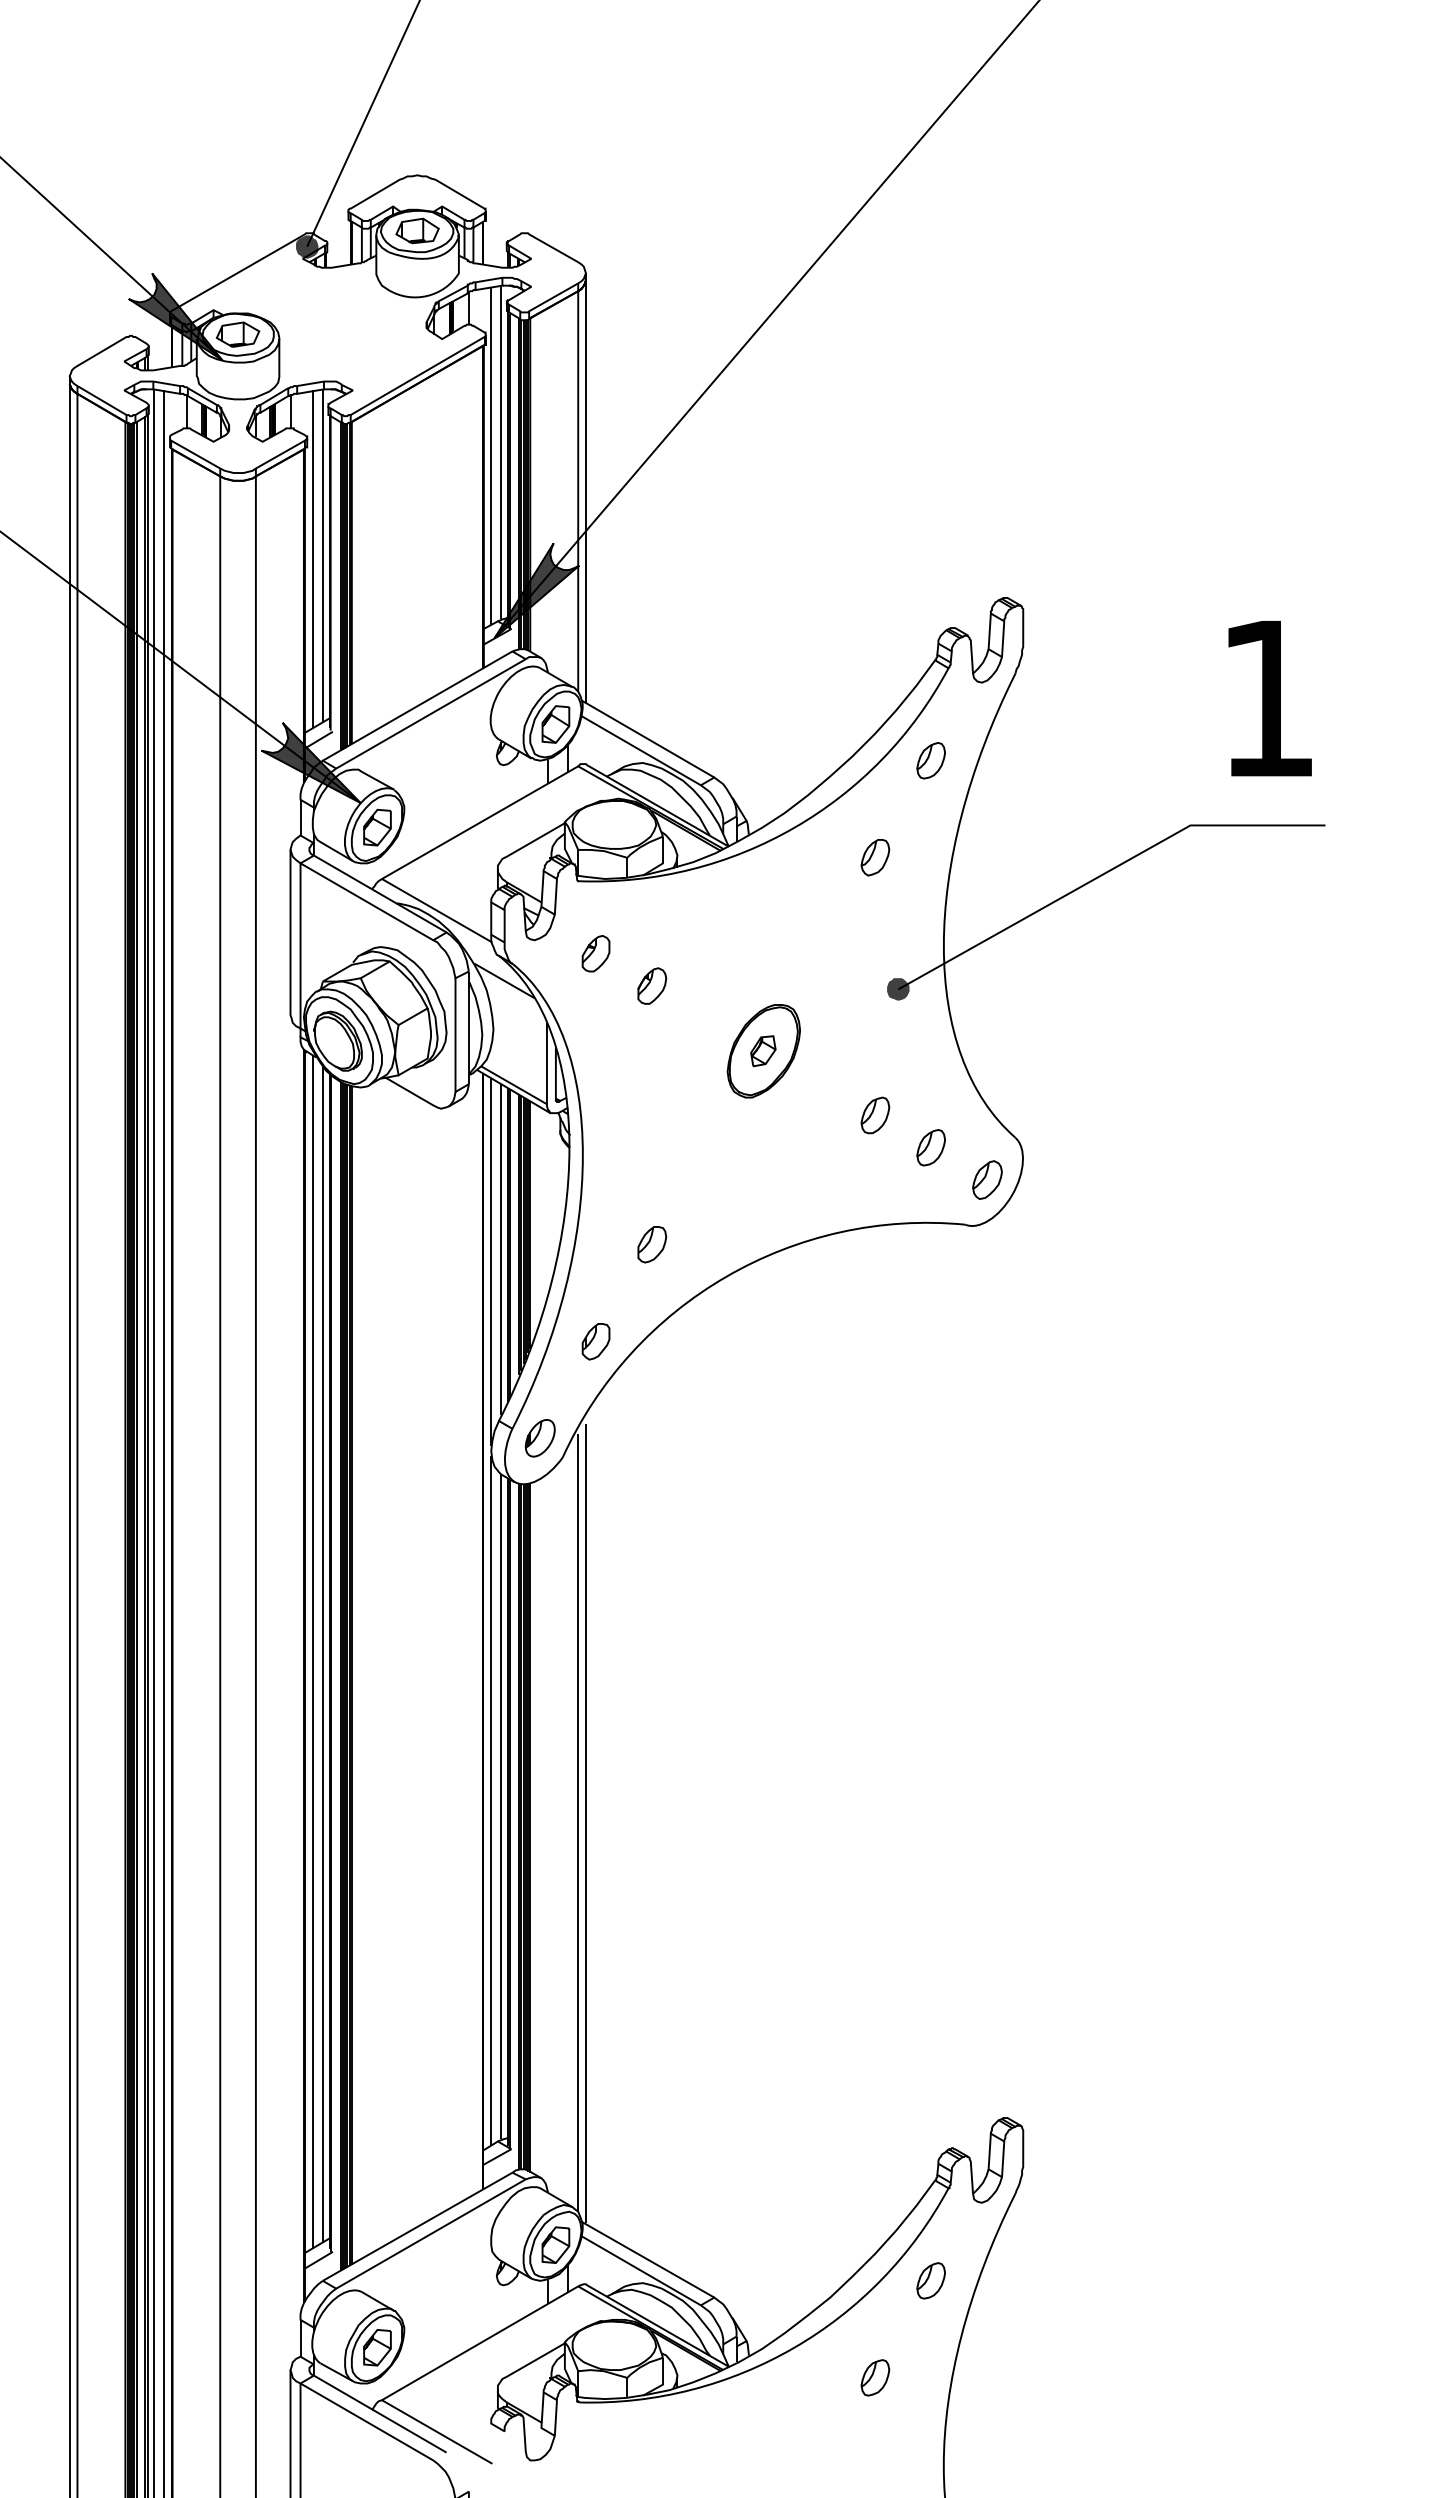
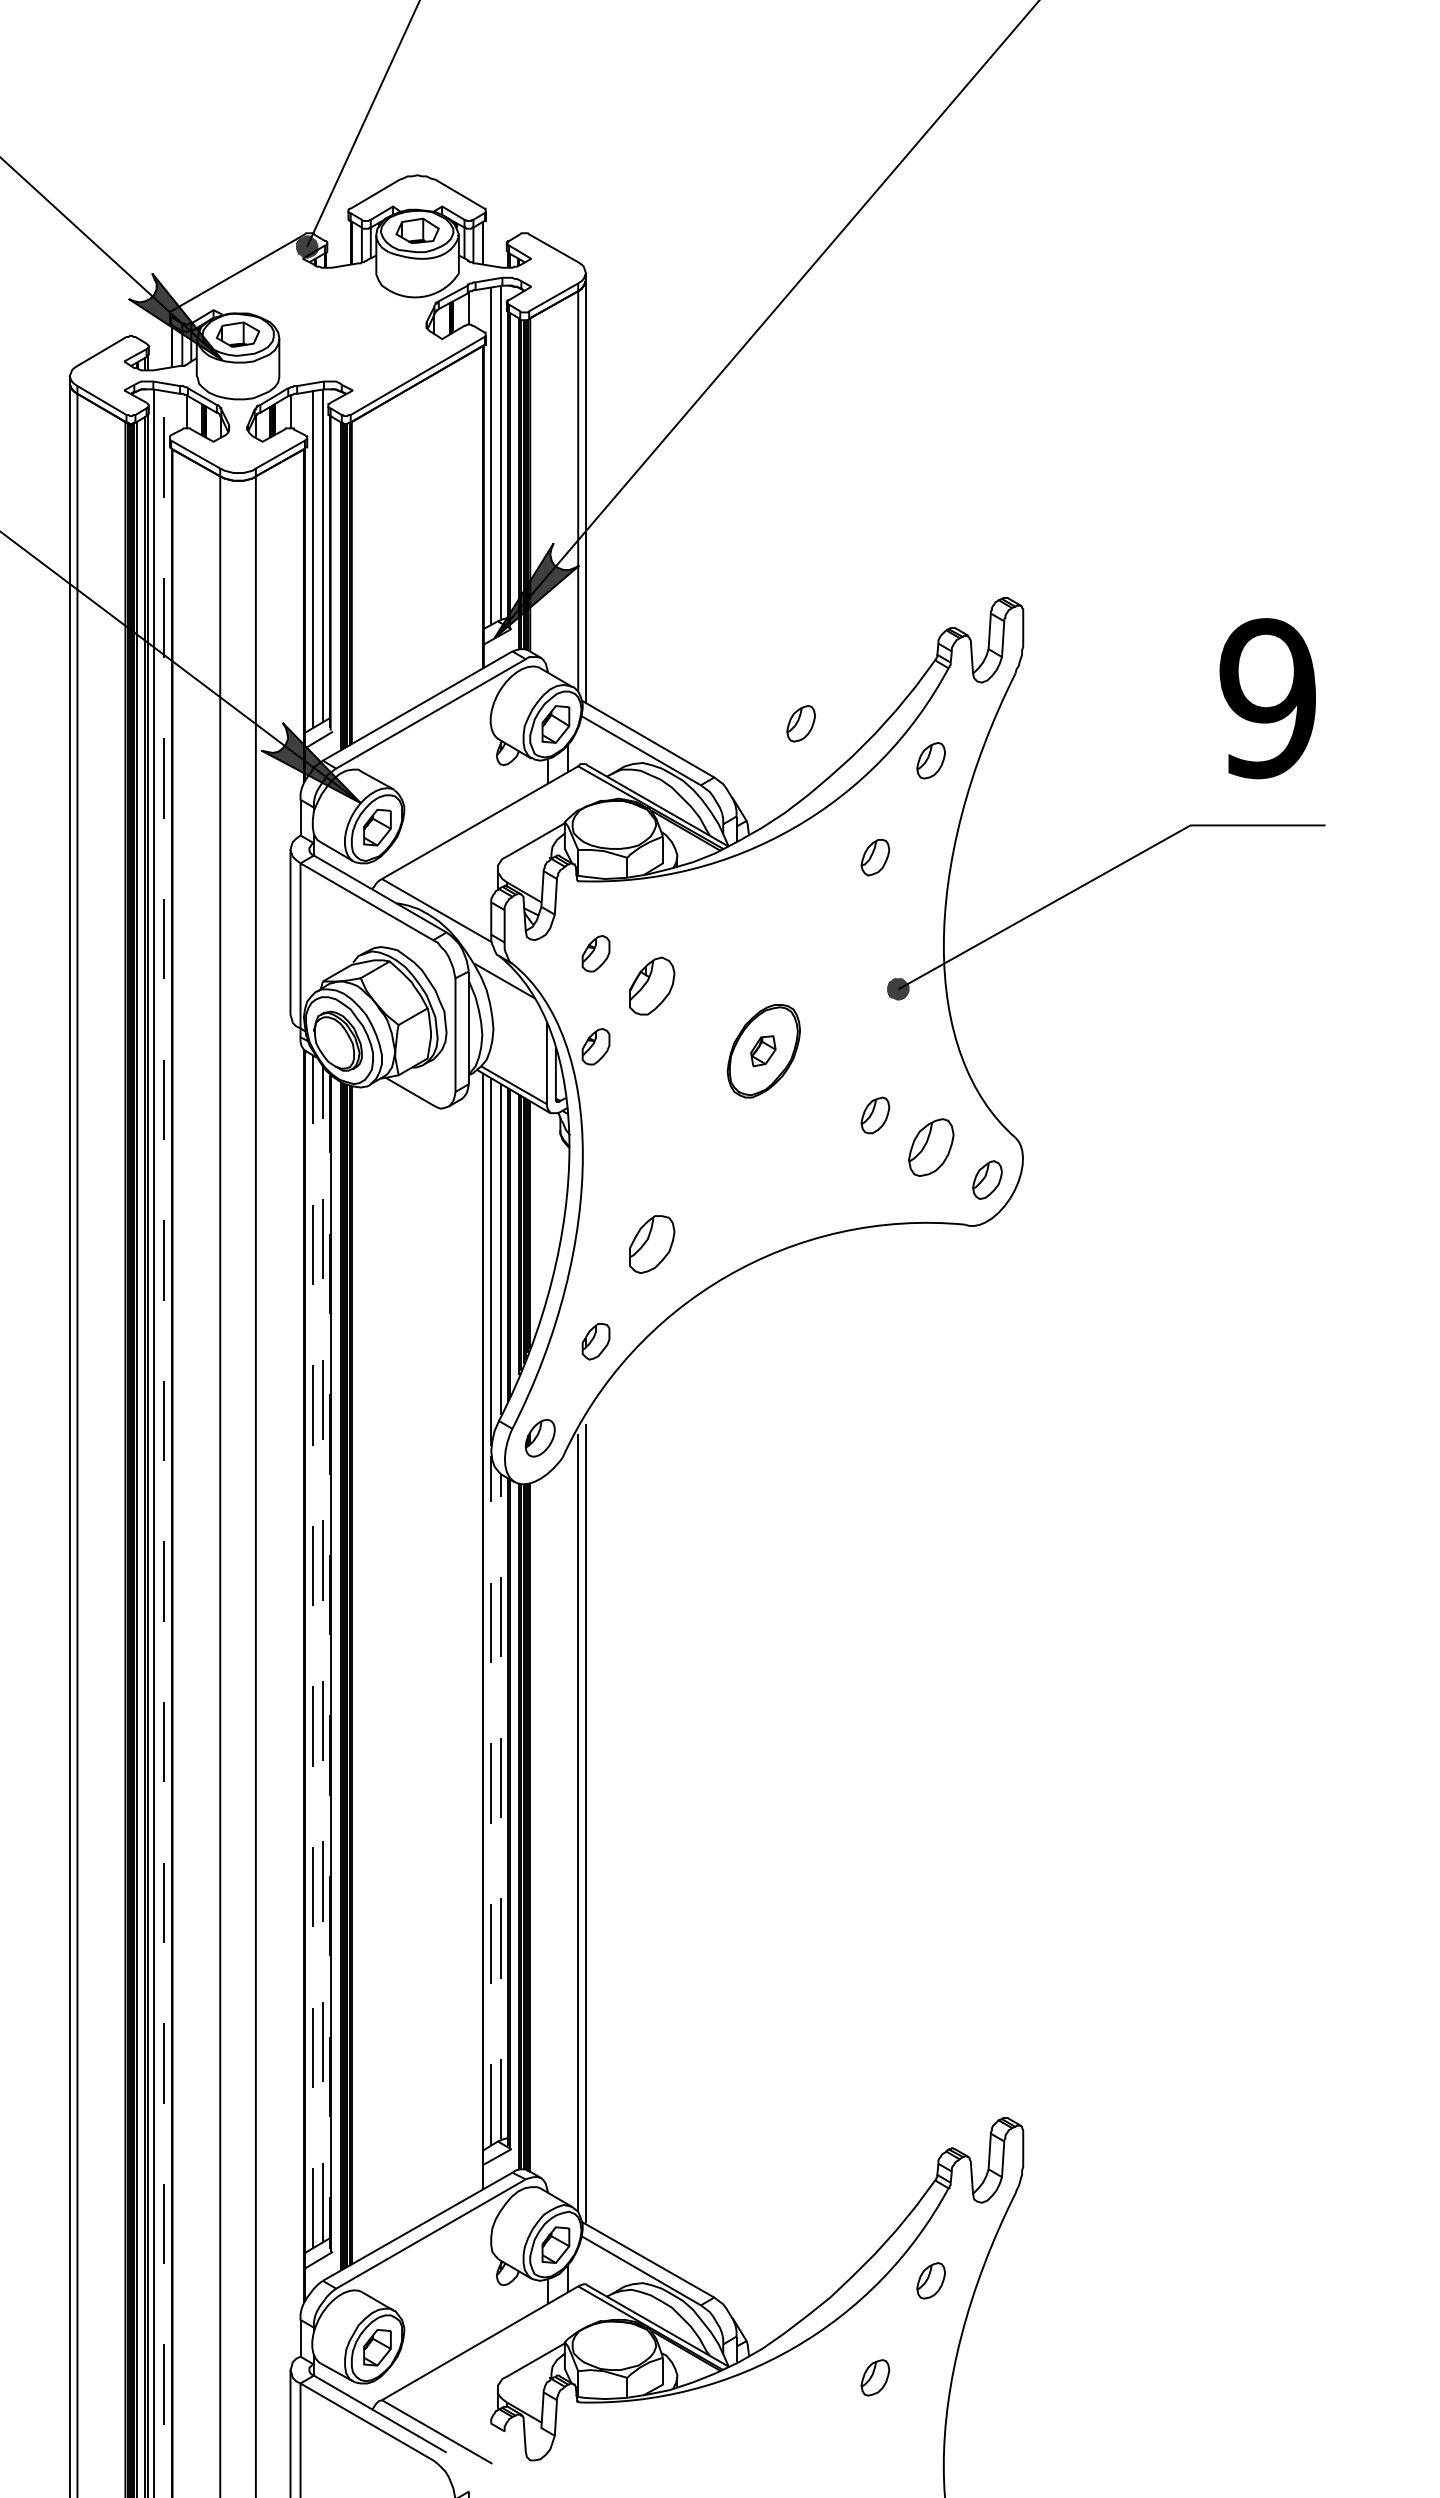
text: 1 -> 9 (1267, 698)
part: none -> present (800, 723)
part size: 31x38 px -> 47x60 px (652, 985)
part: none -> present (595, 1046)
part size: 30x38 px -> 47x59 px (931, 1147)
part size: 31x38 px -> 47x59 px (652, 1244)
line: solid -> dashed (164, 1443)
line: solid -> dashed (312, 1651)
line: solid -> dashed (322, 1654)
line: solid -> dashed (329, 1660)
line: solid -> dashed (491, 1800)
line: solid -> dashed (501, 1806)
